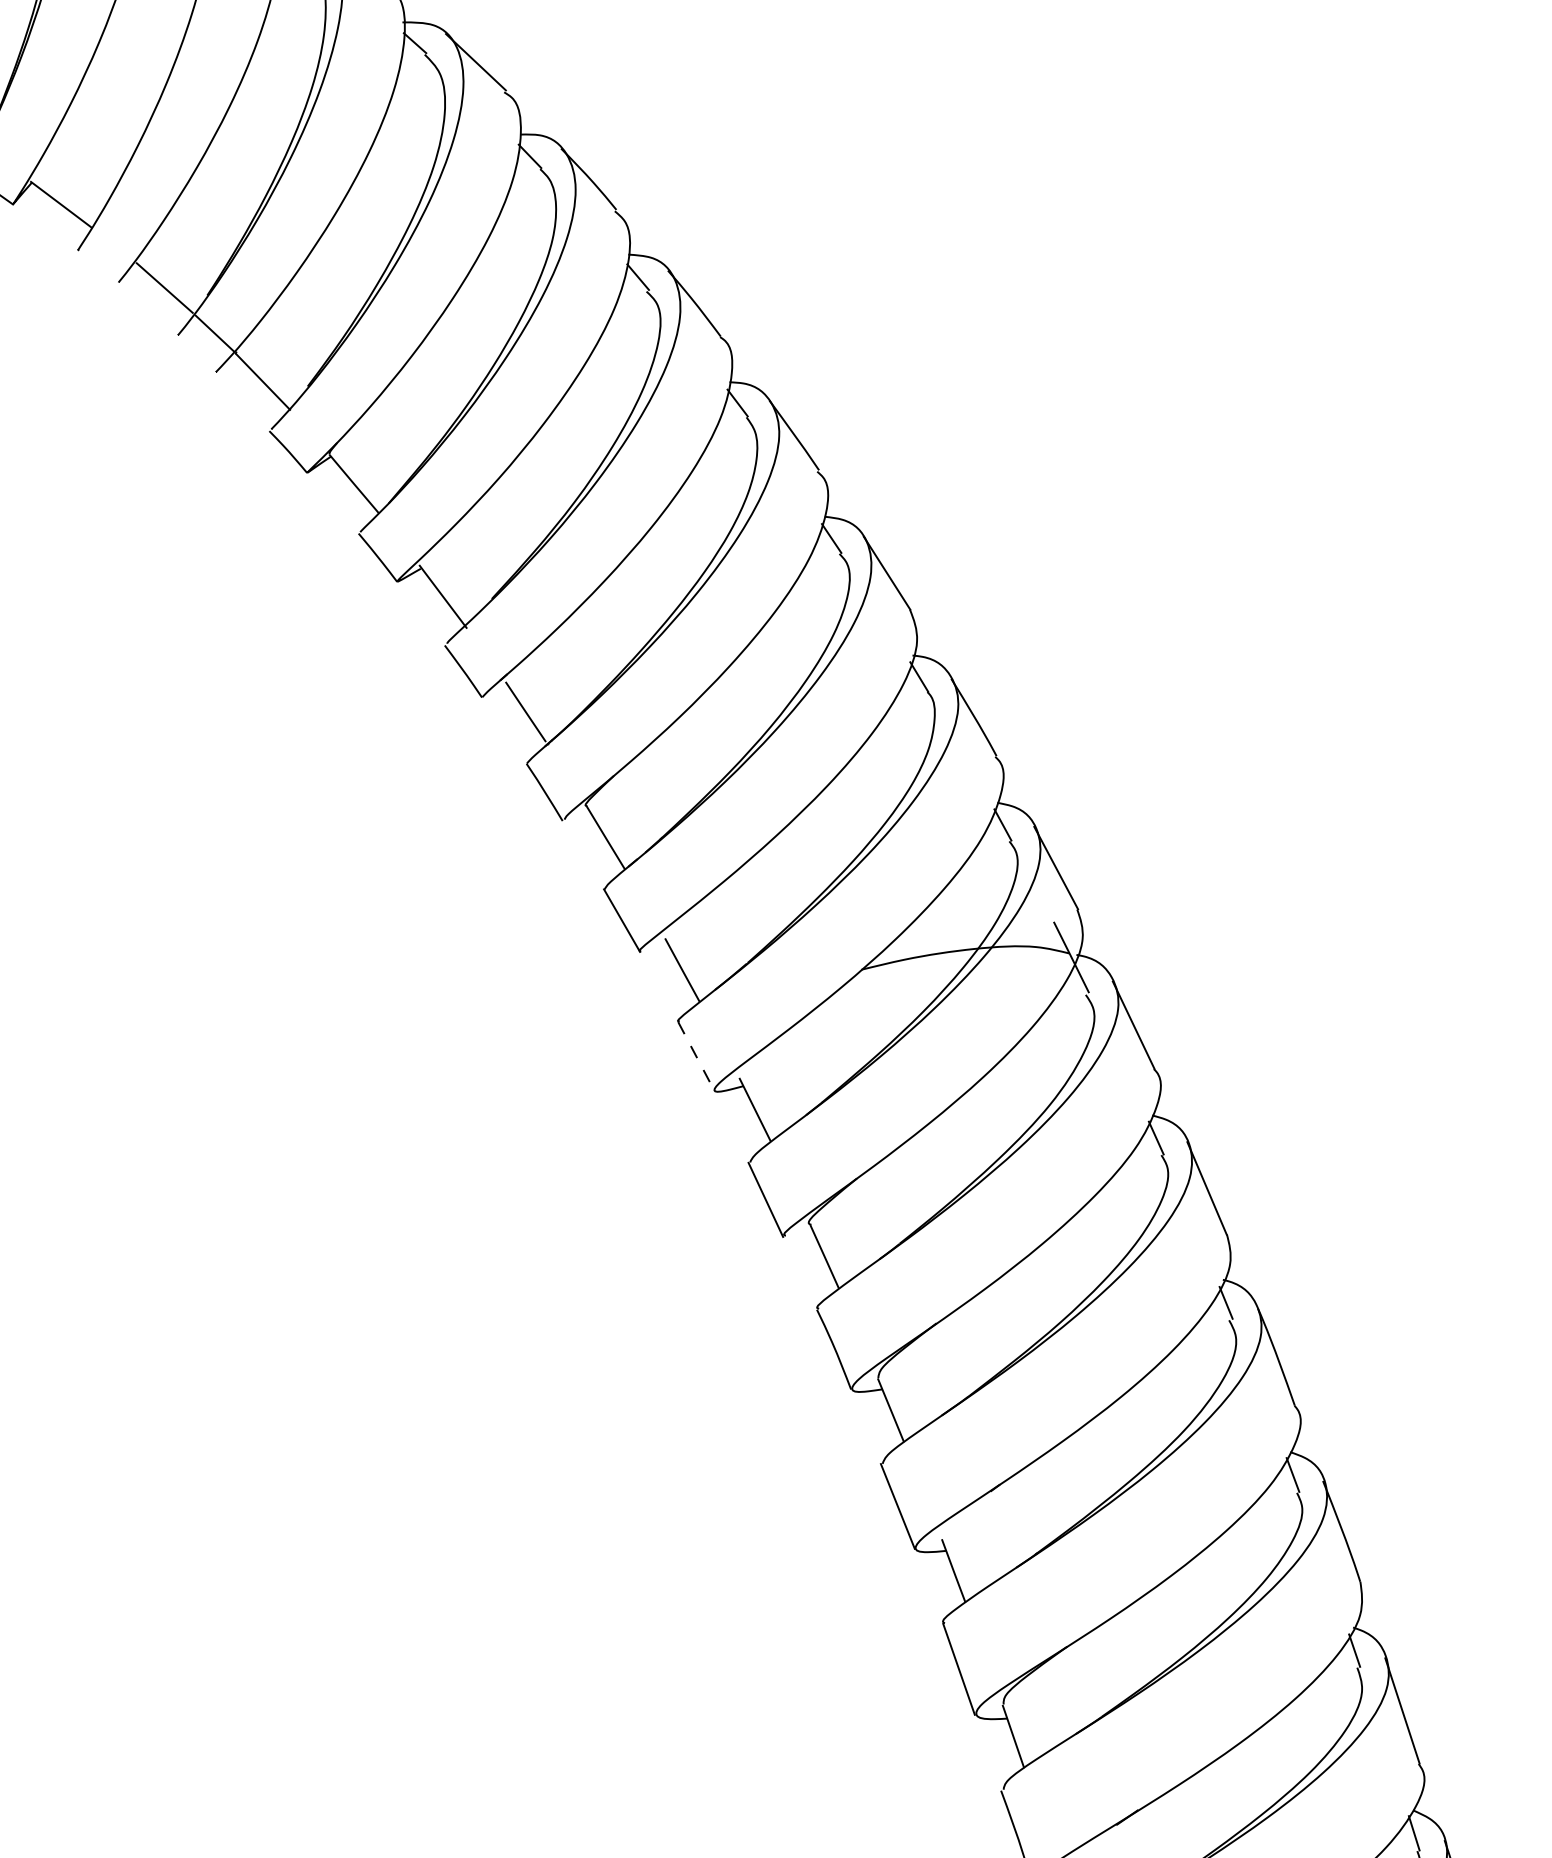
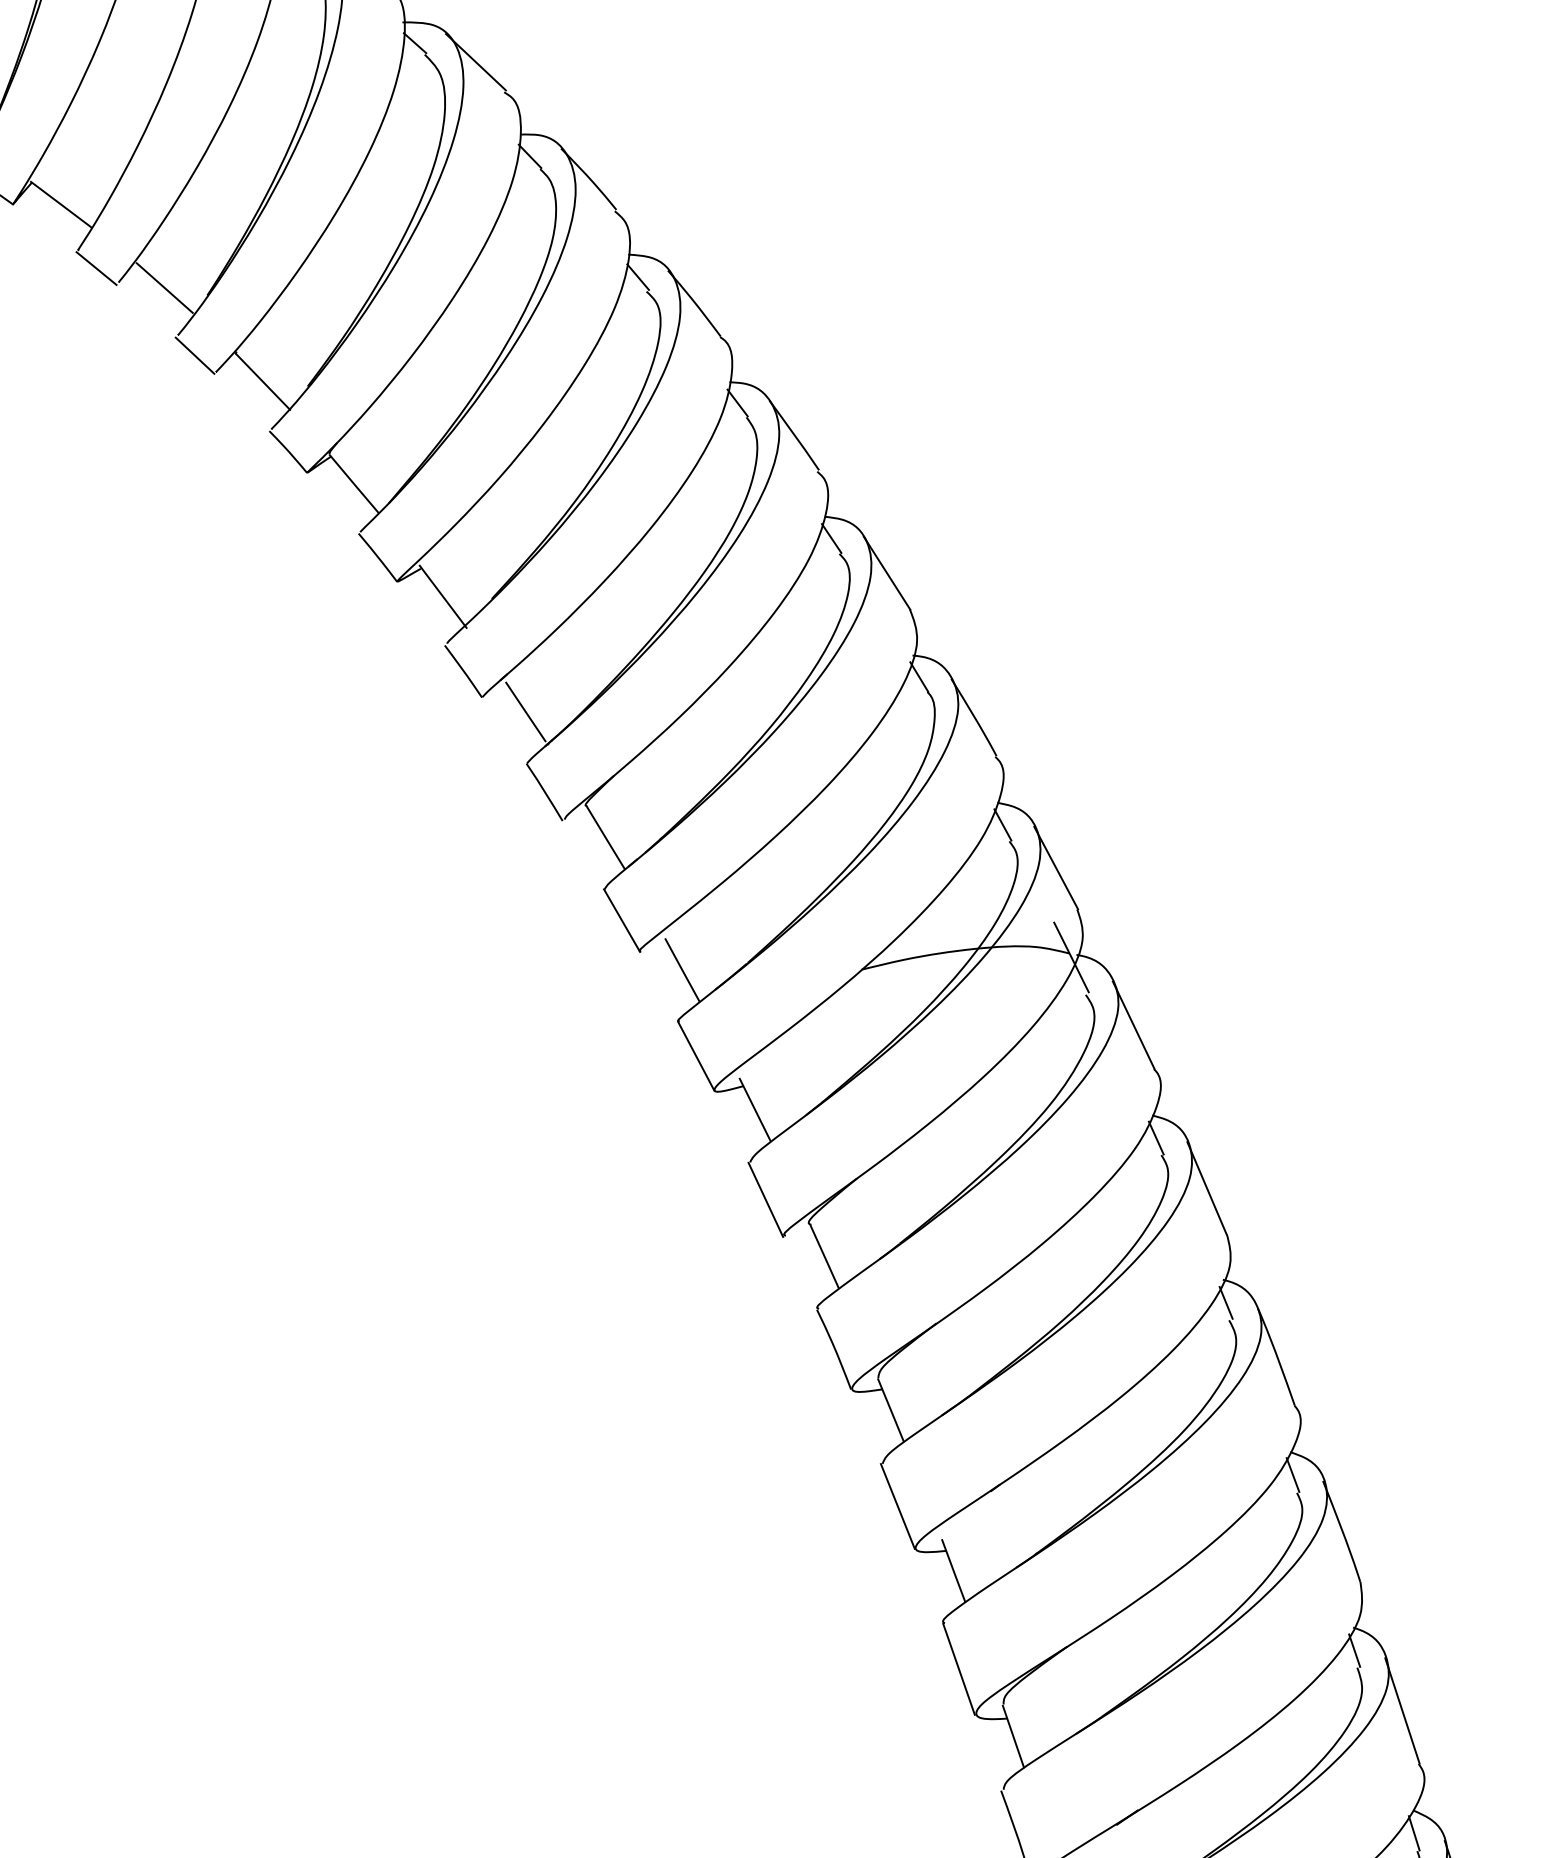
line: none -> present (96, 268)
line position: (214, 333) -> (194, 355) (194, 355)
line: dashed -> solid (696, 1056)
